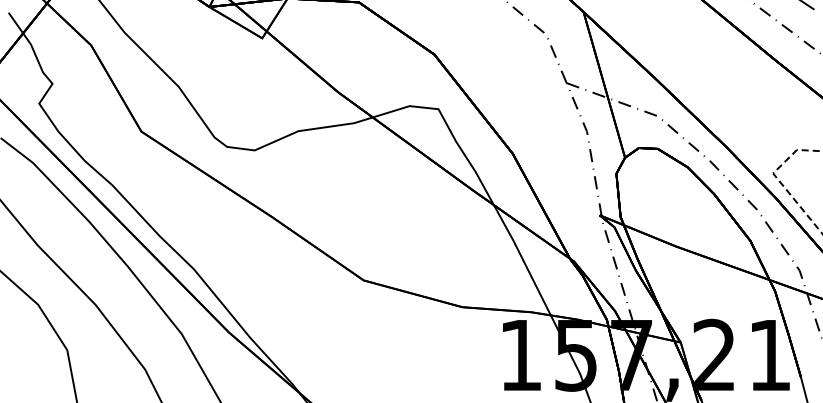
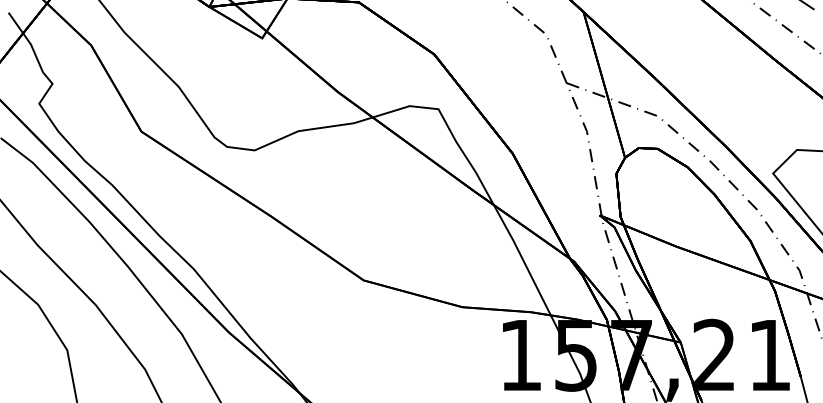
line: dashed -> solid (778, 179)
